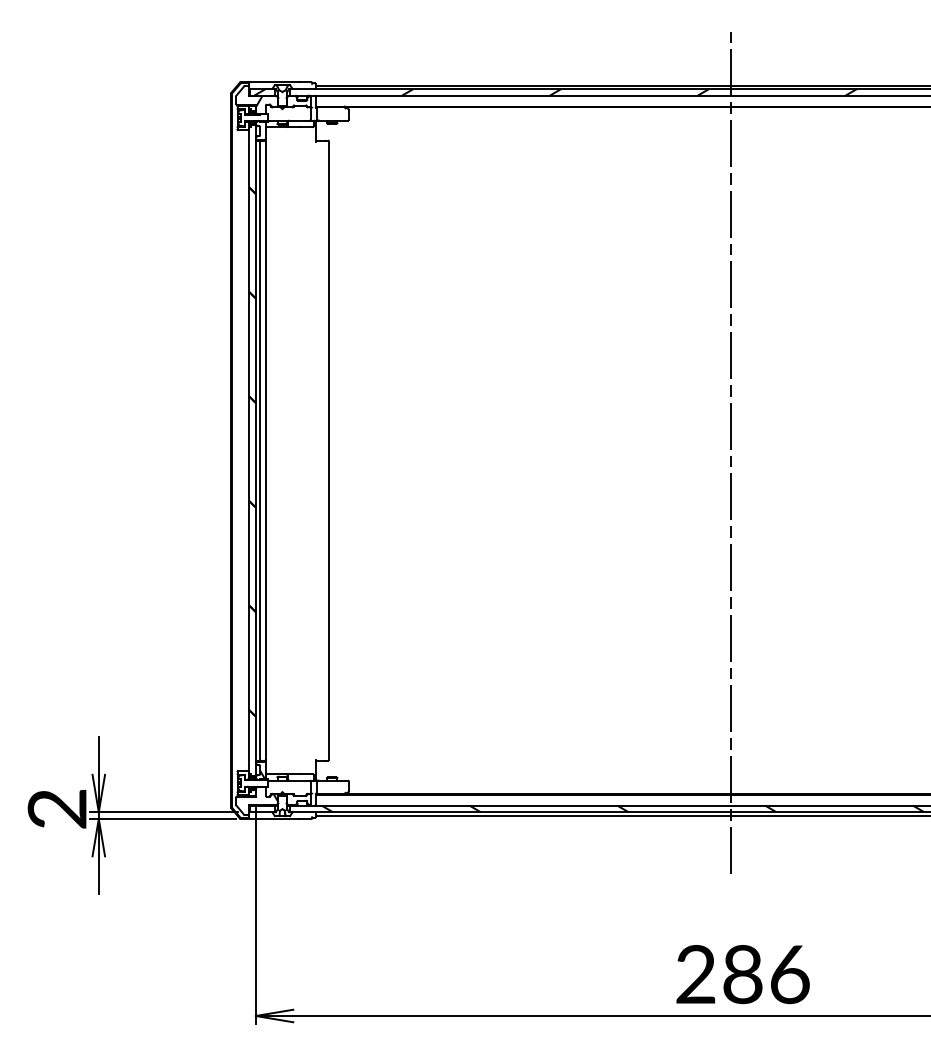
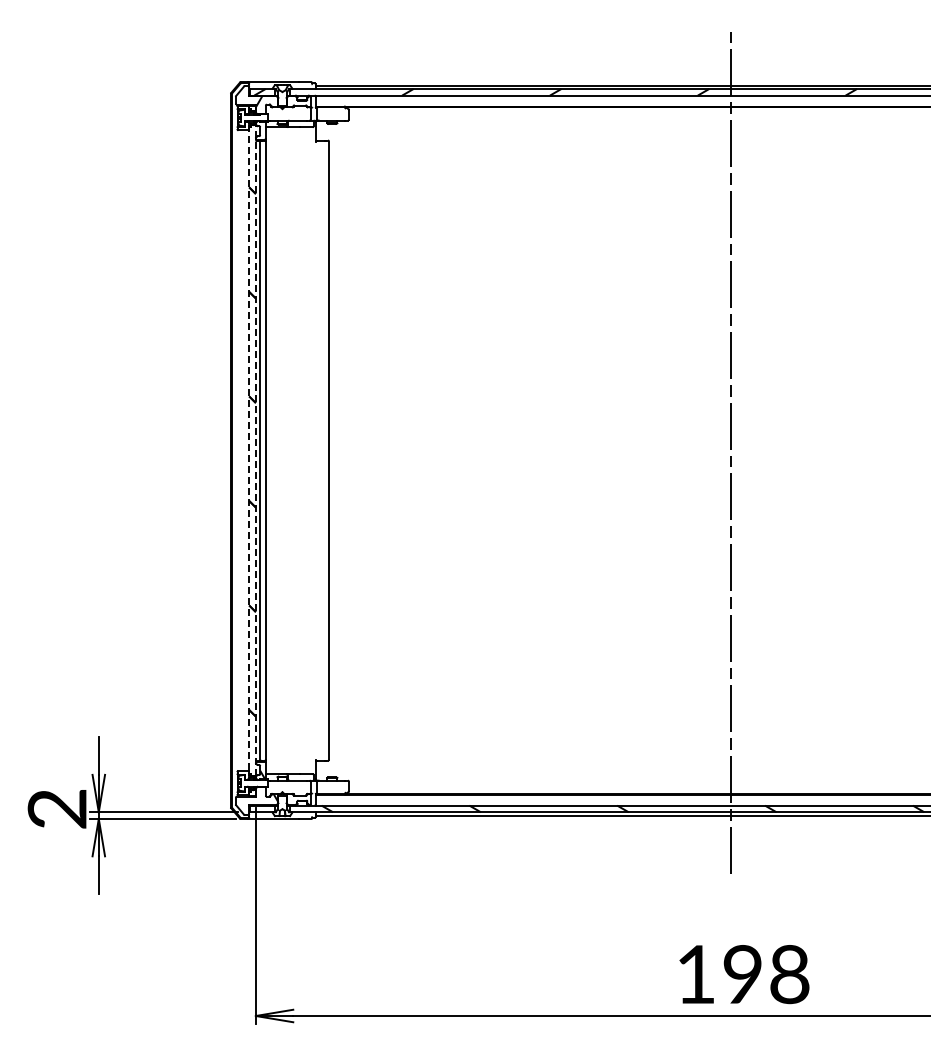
line: solid -> dashed (255, 450)
line: solid -> dashed (249, 451)
text: 286 -> 198 (742, 974)
